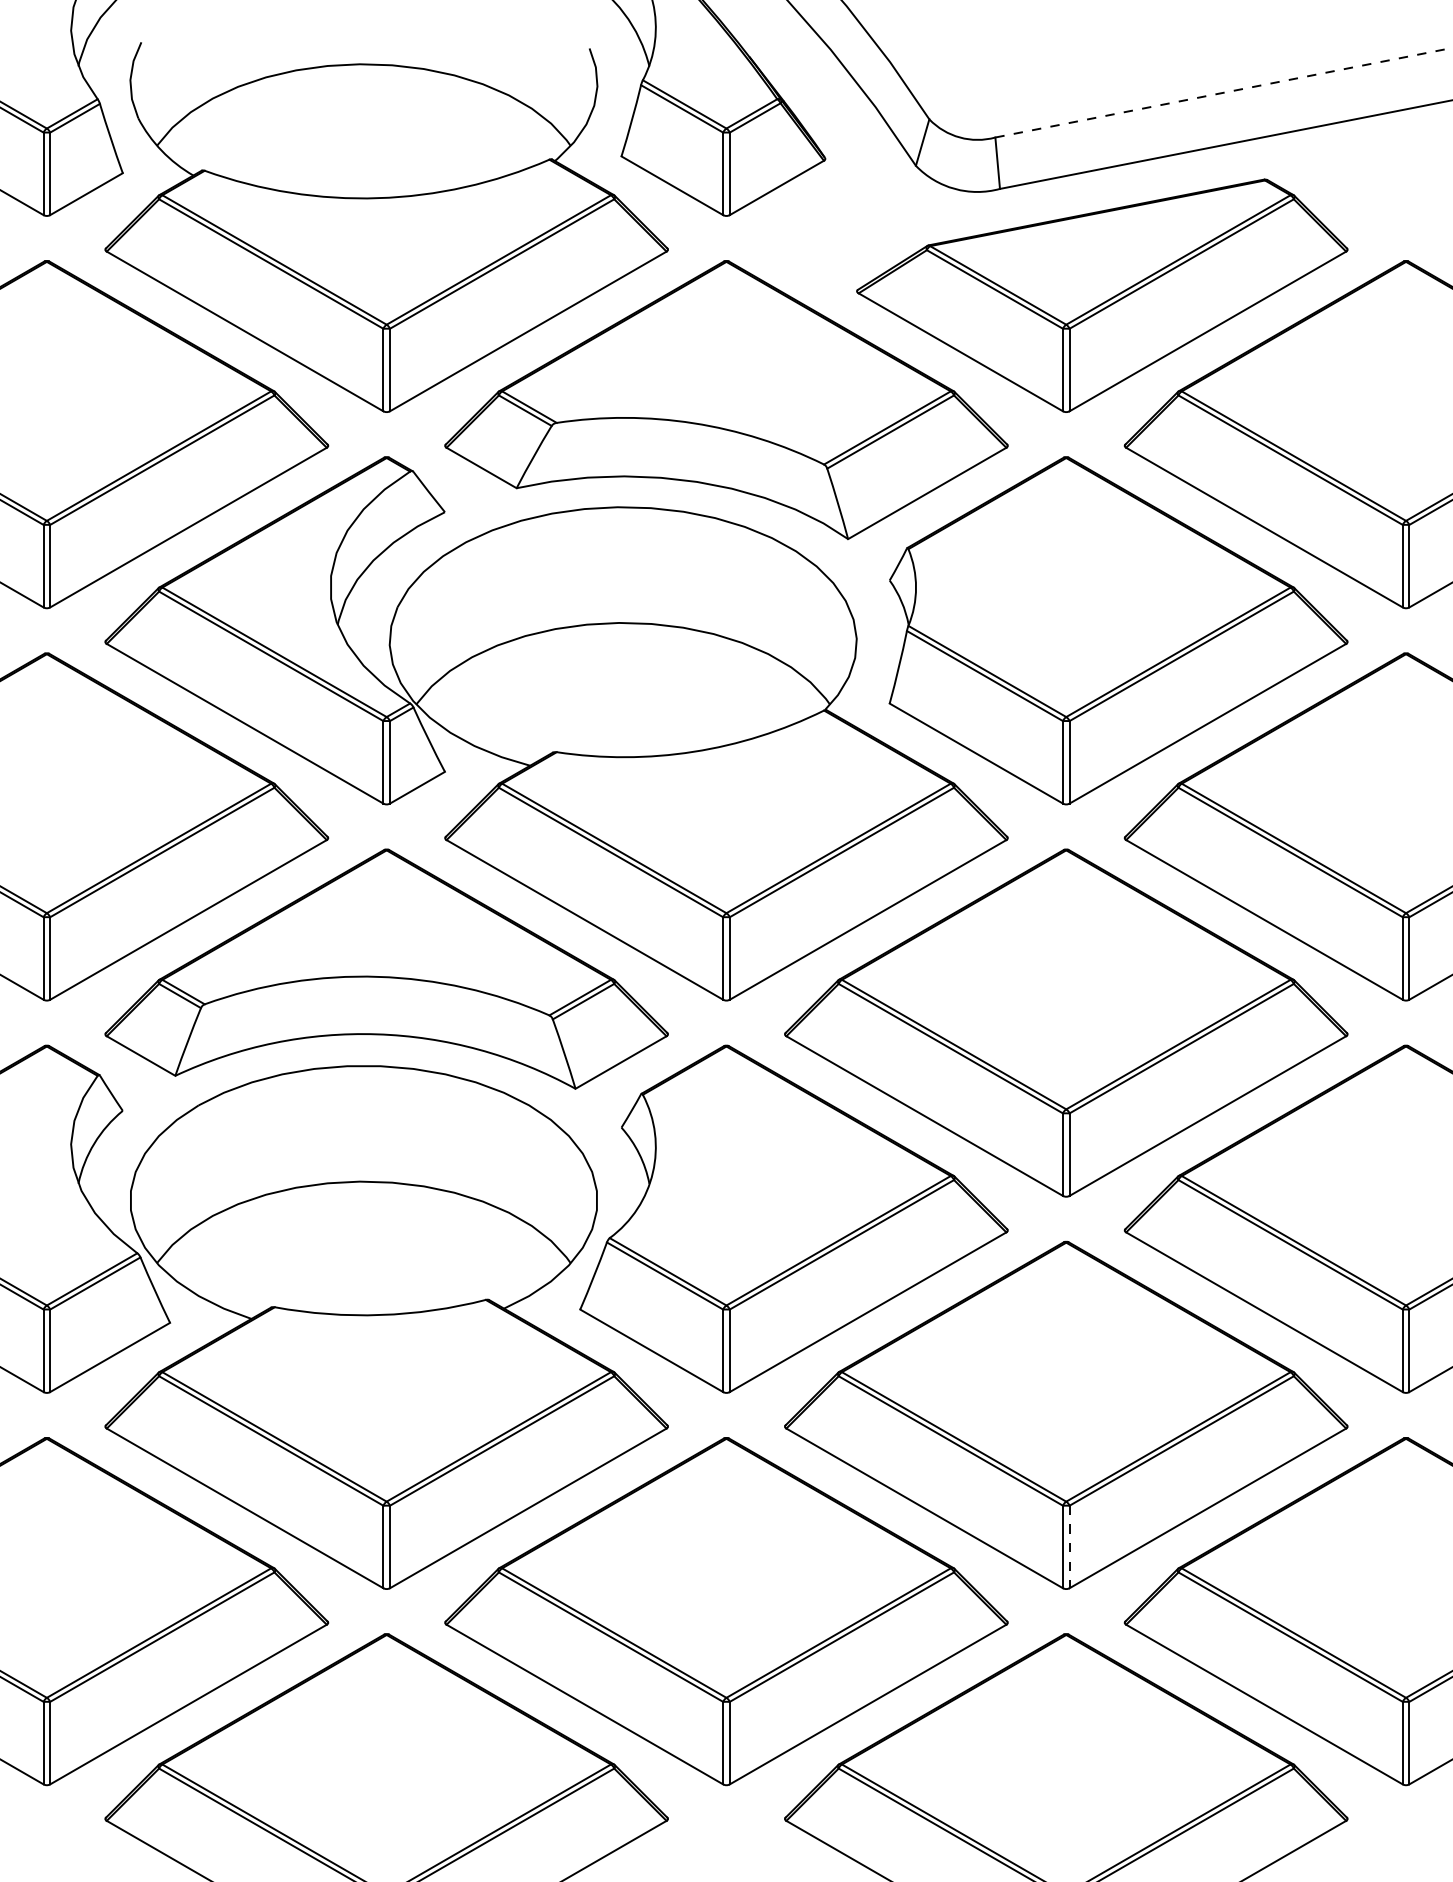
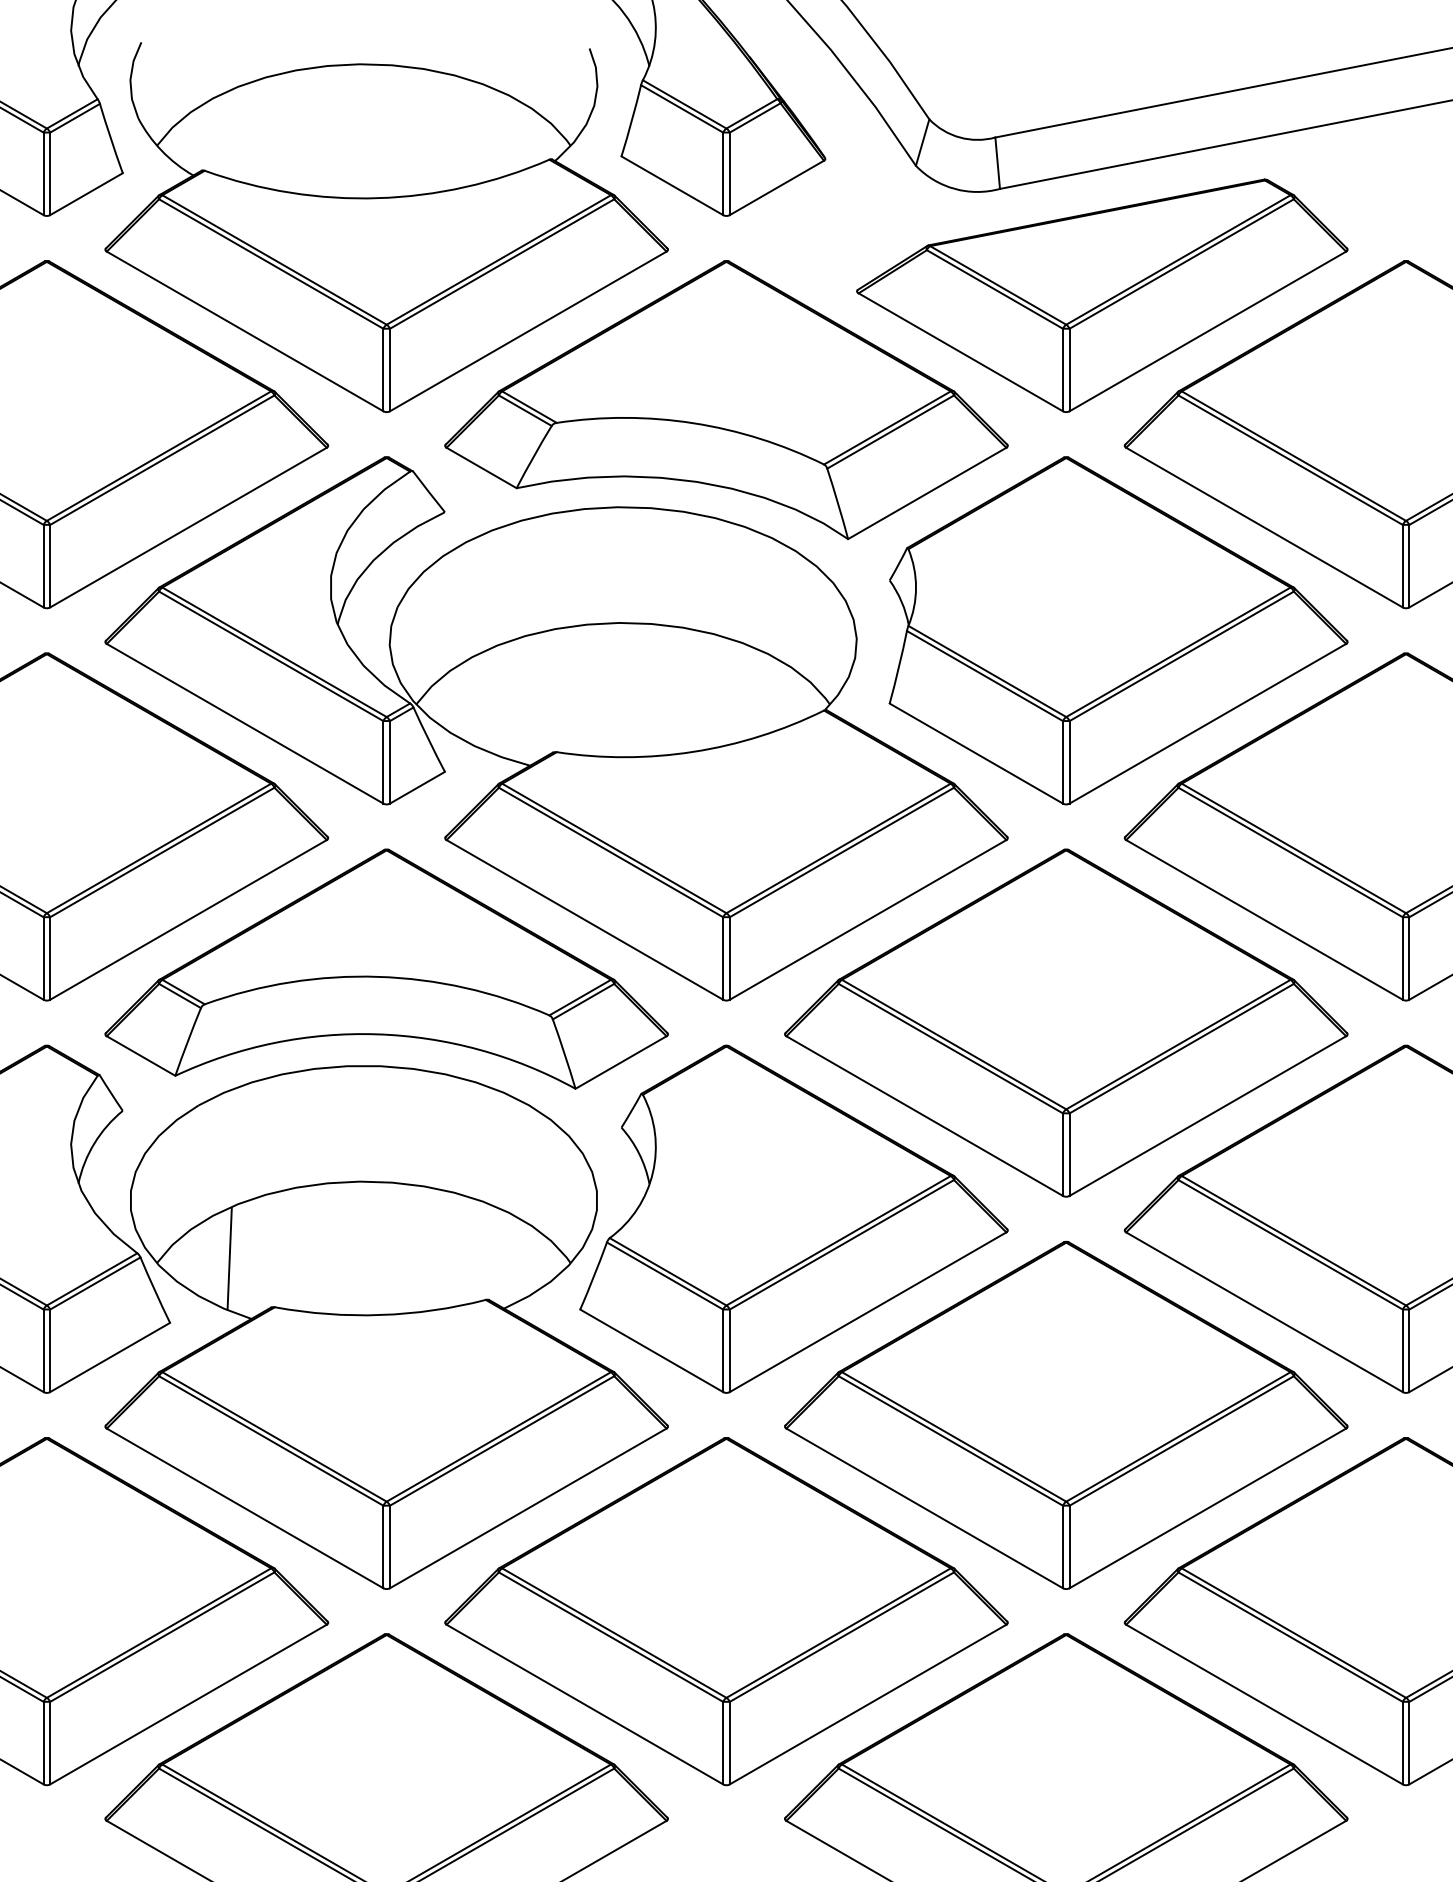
line: dashed -> solid (1223, 92)
line: none -> present (229, 1258)
line: dashed -> solid (1069, 1547)
